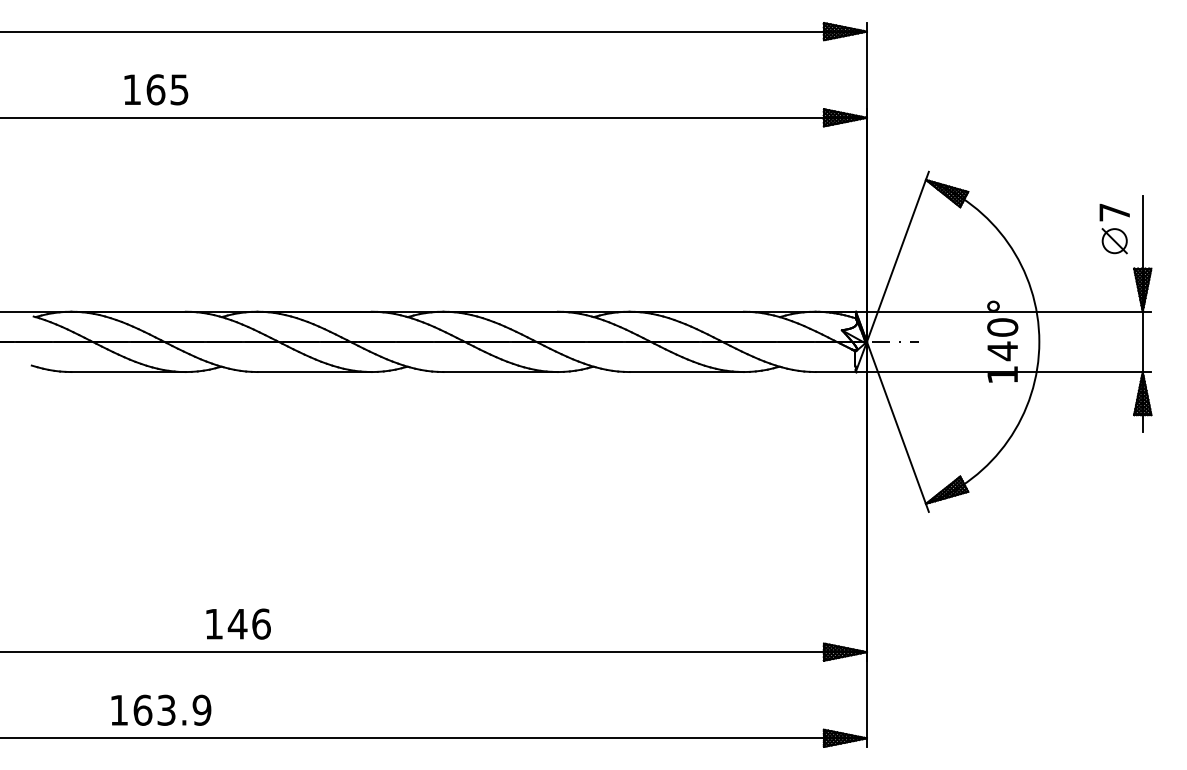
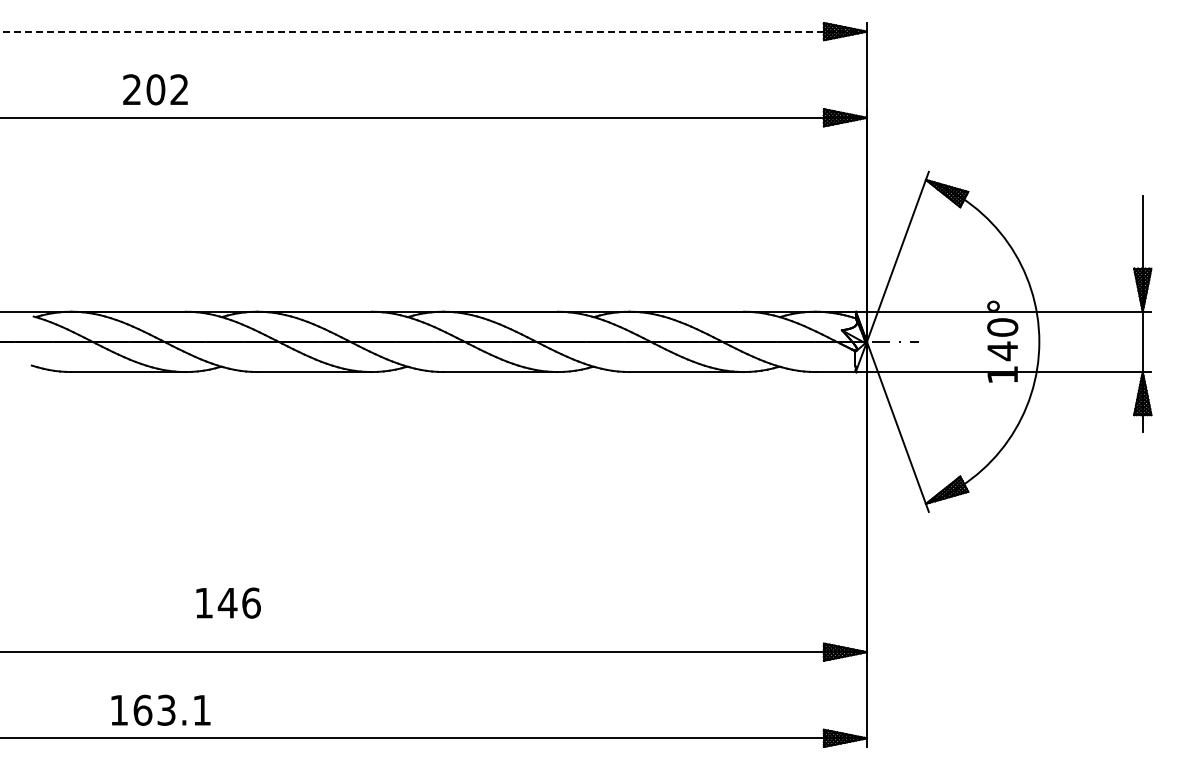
line: solid -> dashed (434, 31)
text: 165 -> 202 (155, 89)
part: present -> none (1114, 228)
text position: (238, 623) -> (228, 602) (228, 602)
text: 163.9 -> 163.1 (201, 709)
